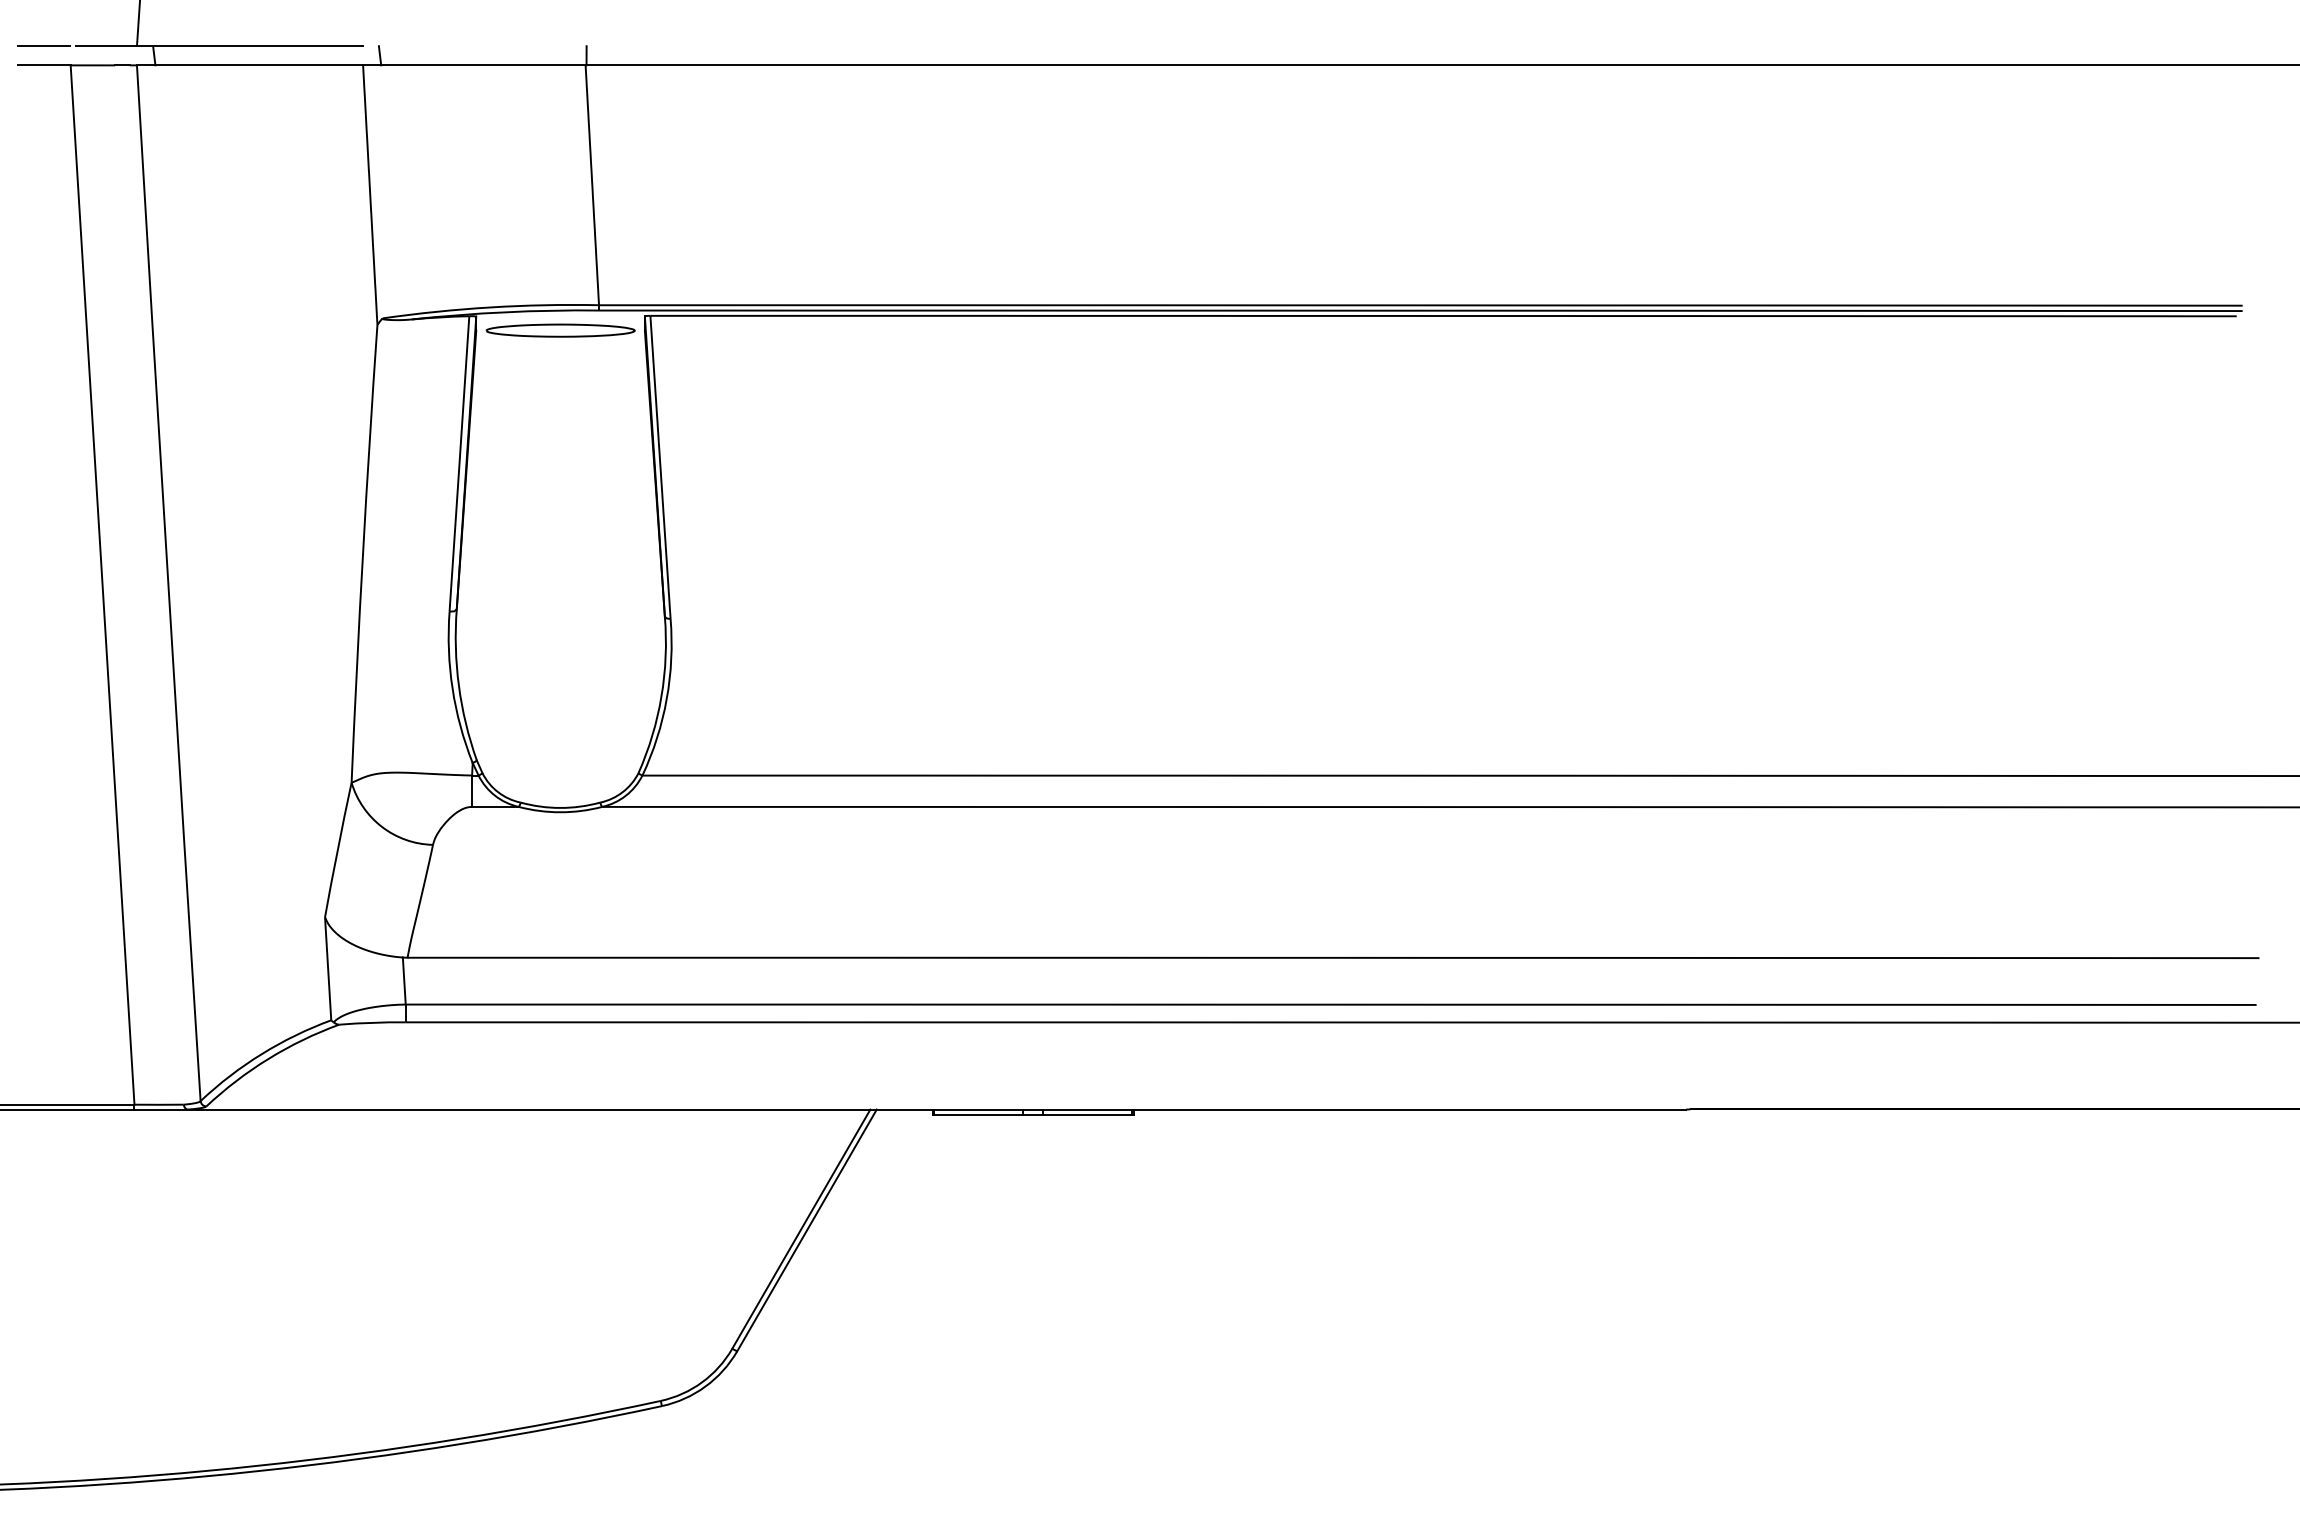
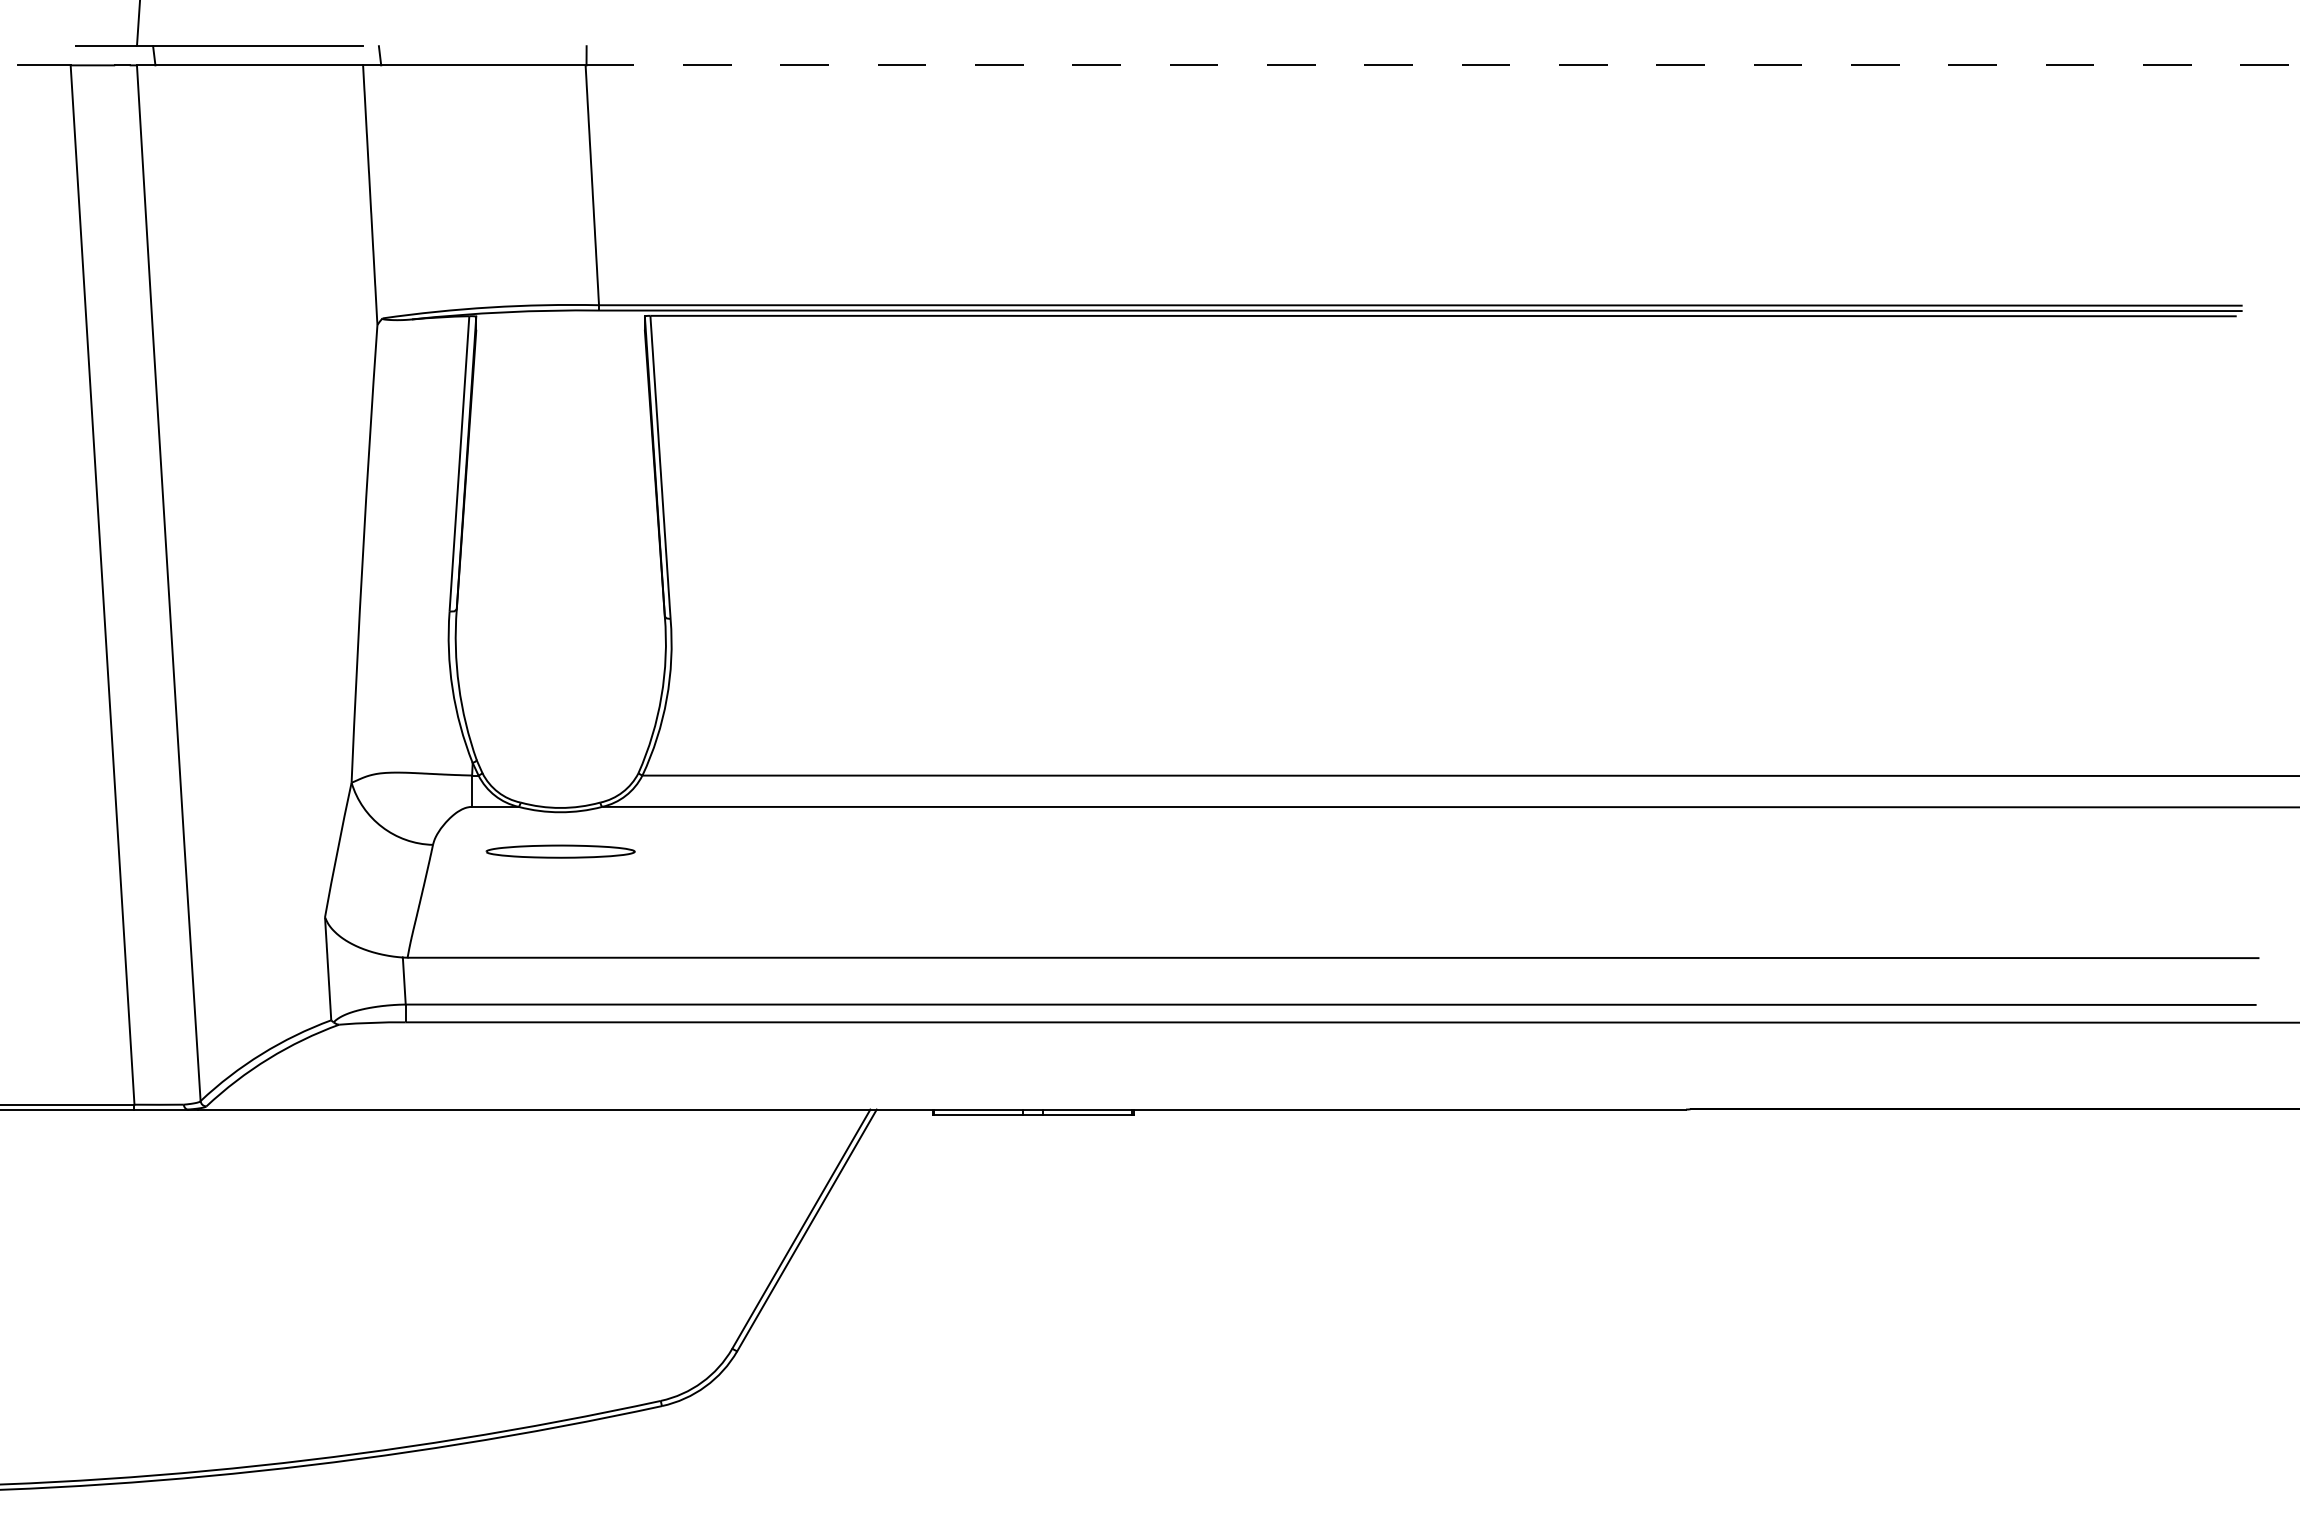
line: present -> none (44, 46)
line: solid -> dashed (1442, 65)
curve position: (560, 325) -> (560, 846) (560, 846)
